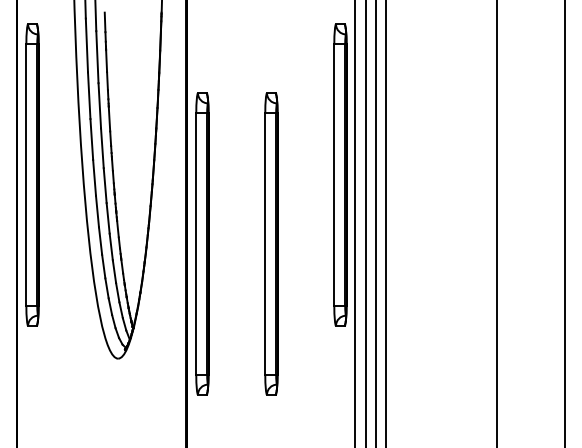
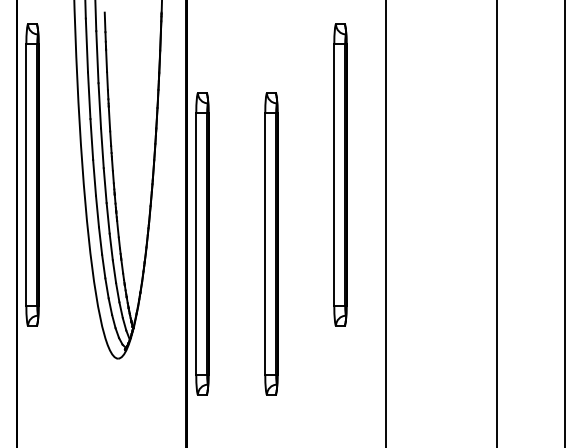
line: present -> none (355, 223)
line: present -> none (366, 223)
line: present -> none (376, 223)
